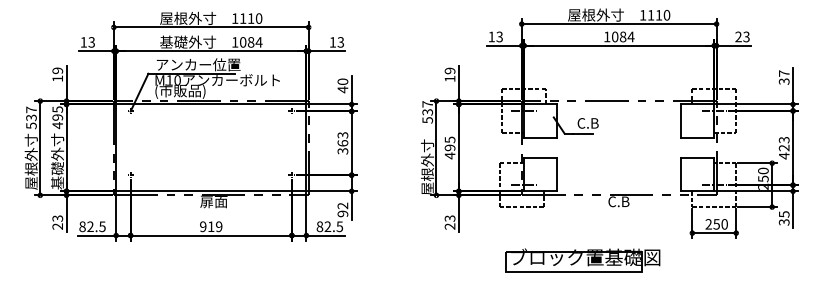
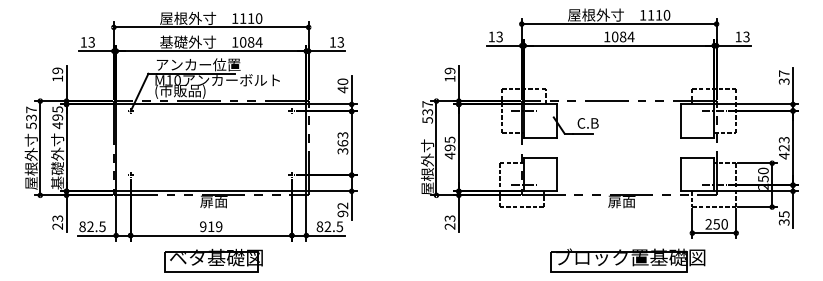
text: 23 -> 13 (738, 36)
text: C.B -> 扉面 (621, 201)
part: none -> present (213, 260)
part position: (582, 260) -> (627, 260) (627, 260)
